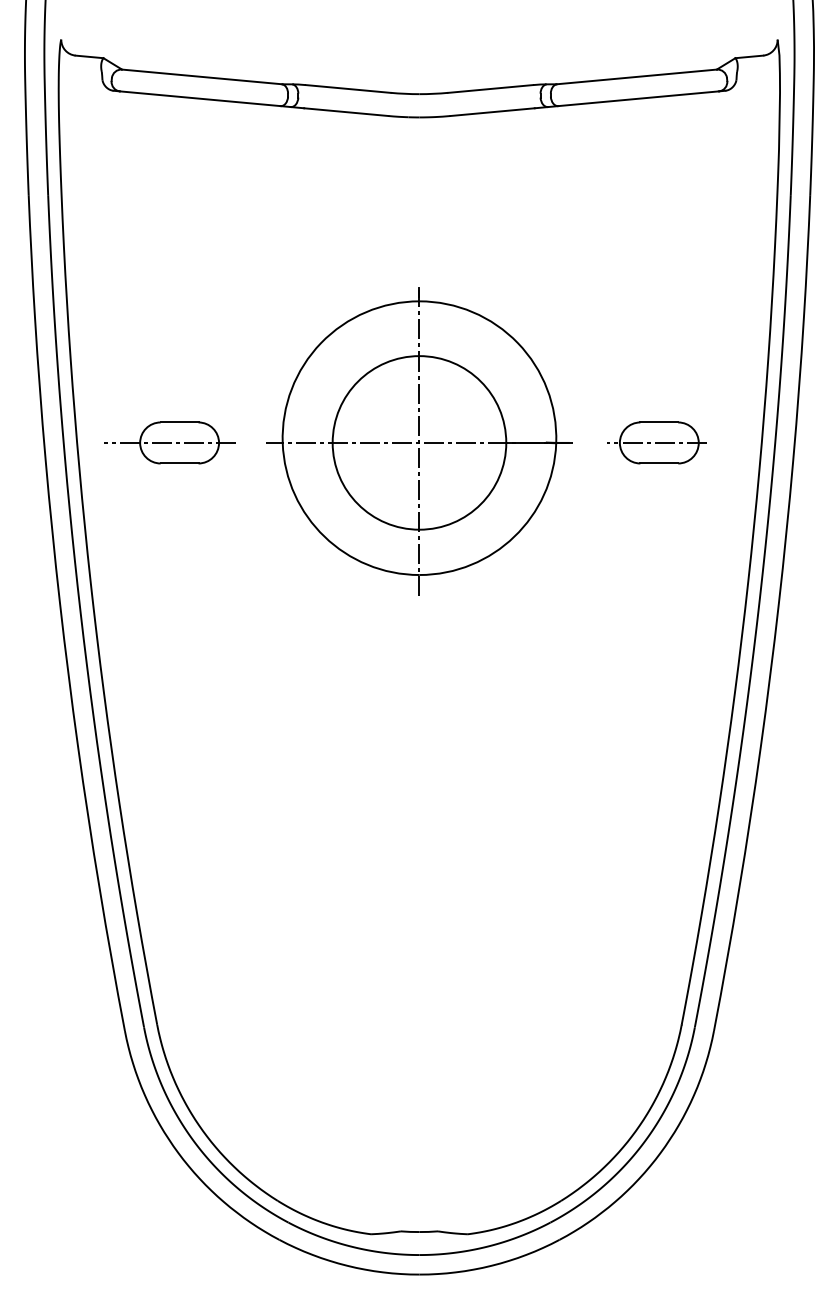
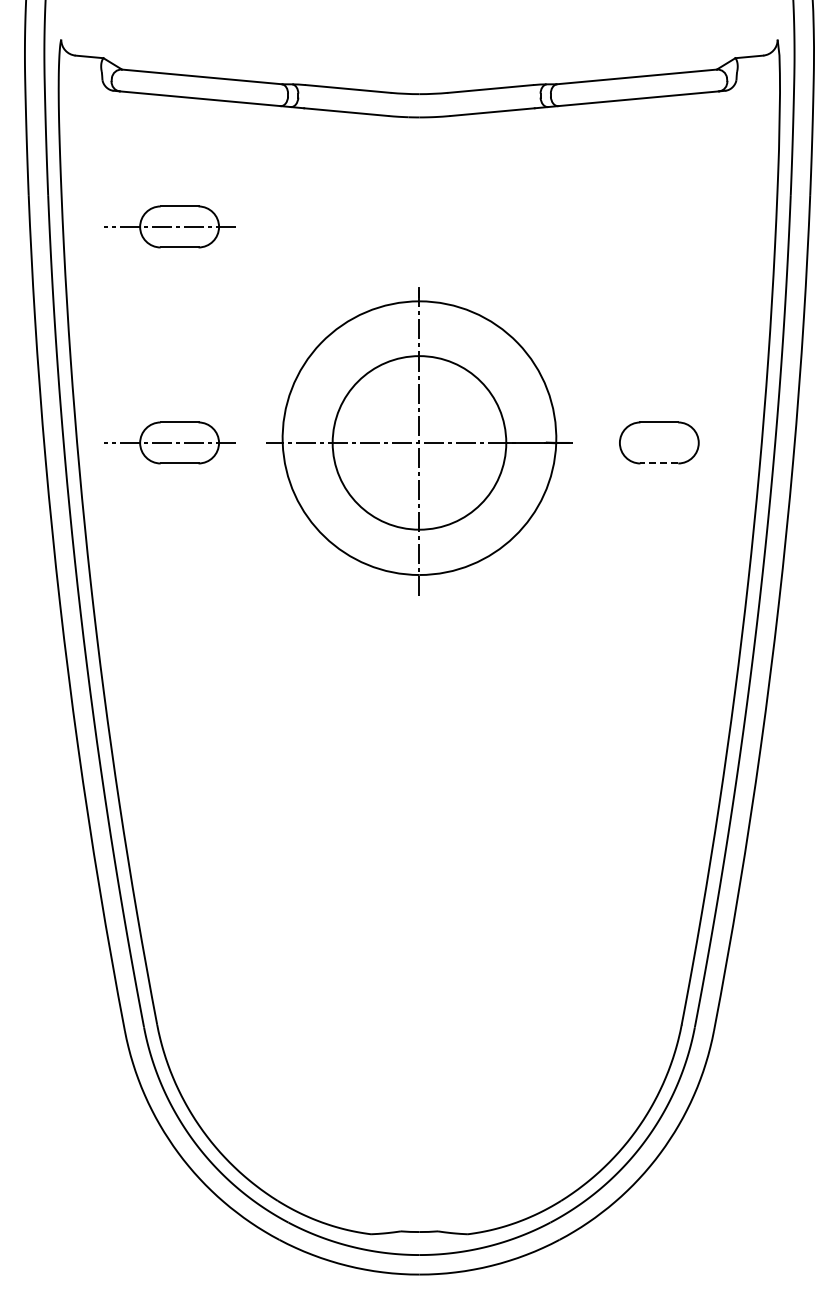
part: none -> present (169, 226)
line: present -> none (656, 442)
line: solid -> dashed (659, 463)
